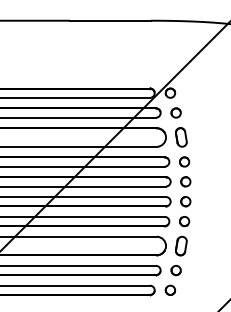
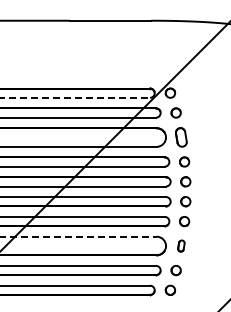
line: solid -> dashed (75, 97)
line: solid -> dashed (79, 236)
part size: 13x22 px -> 9x14 px (181, 245)
